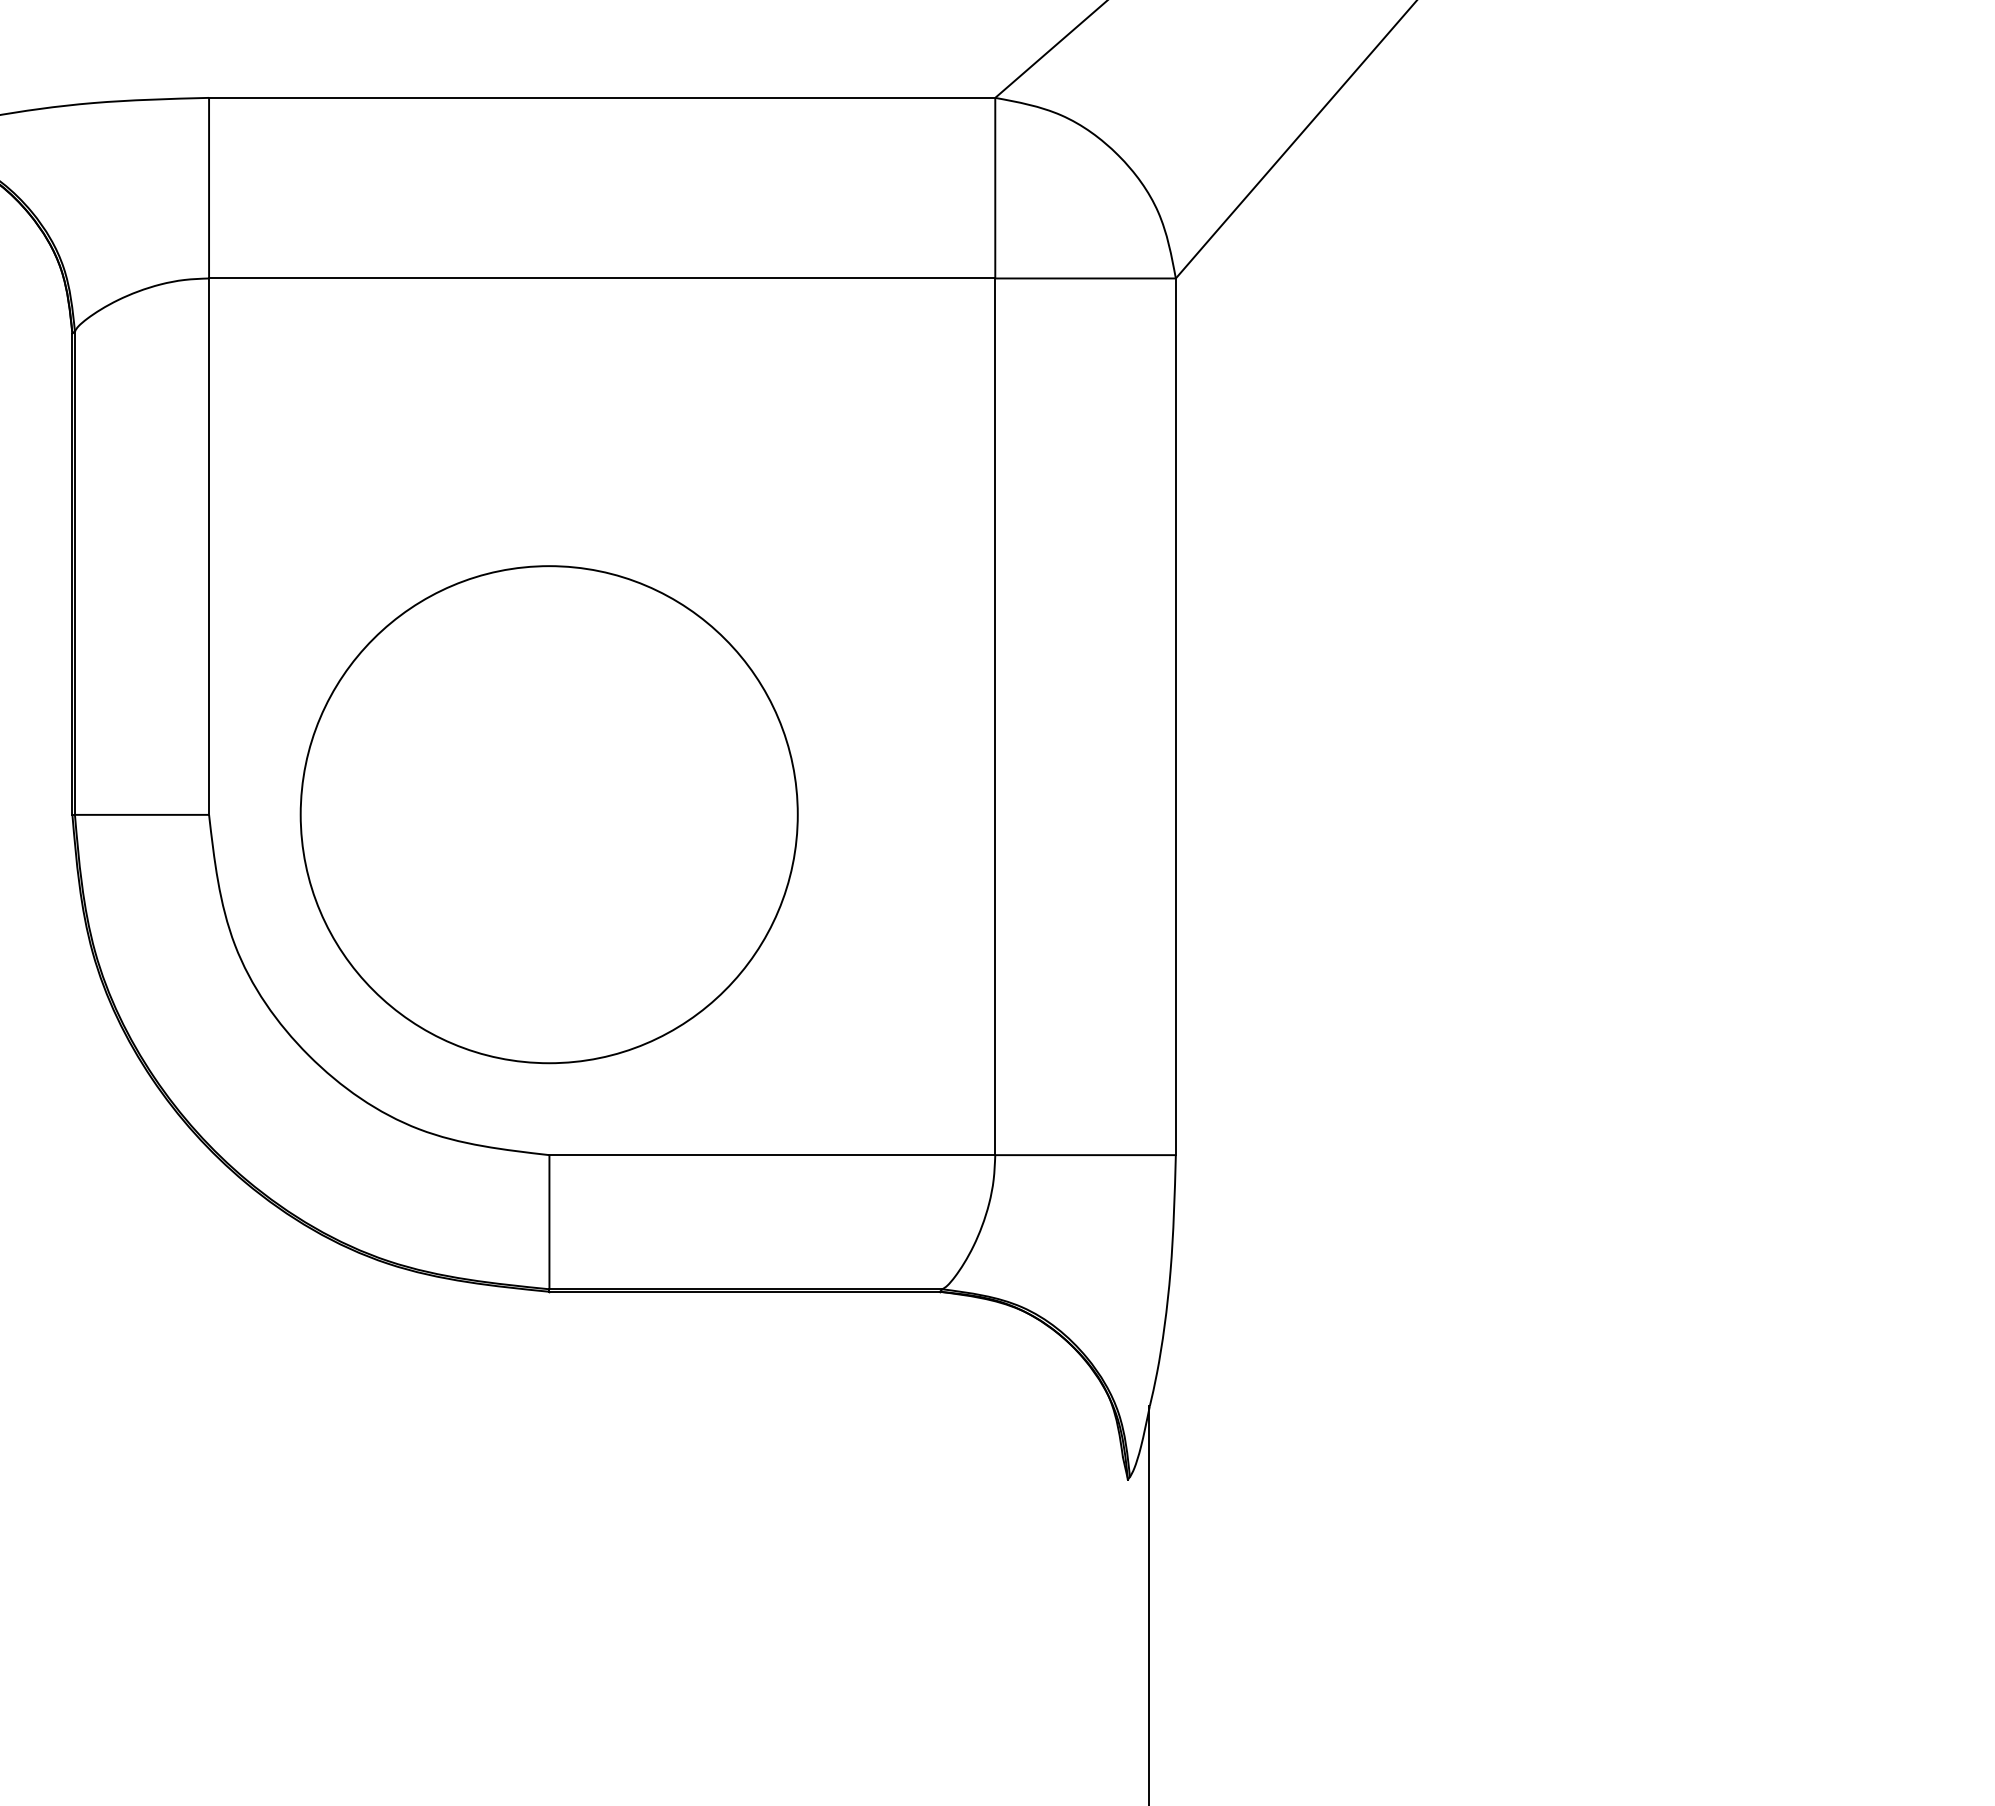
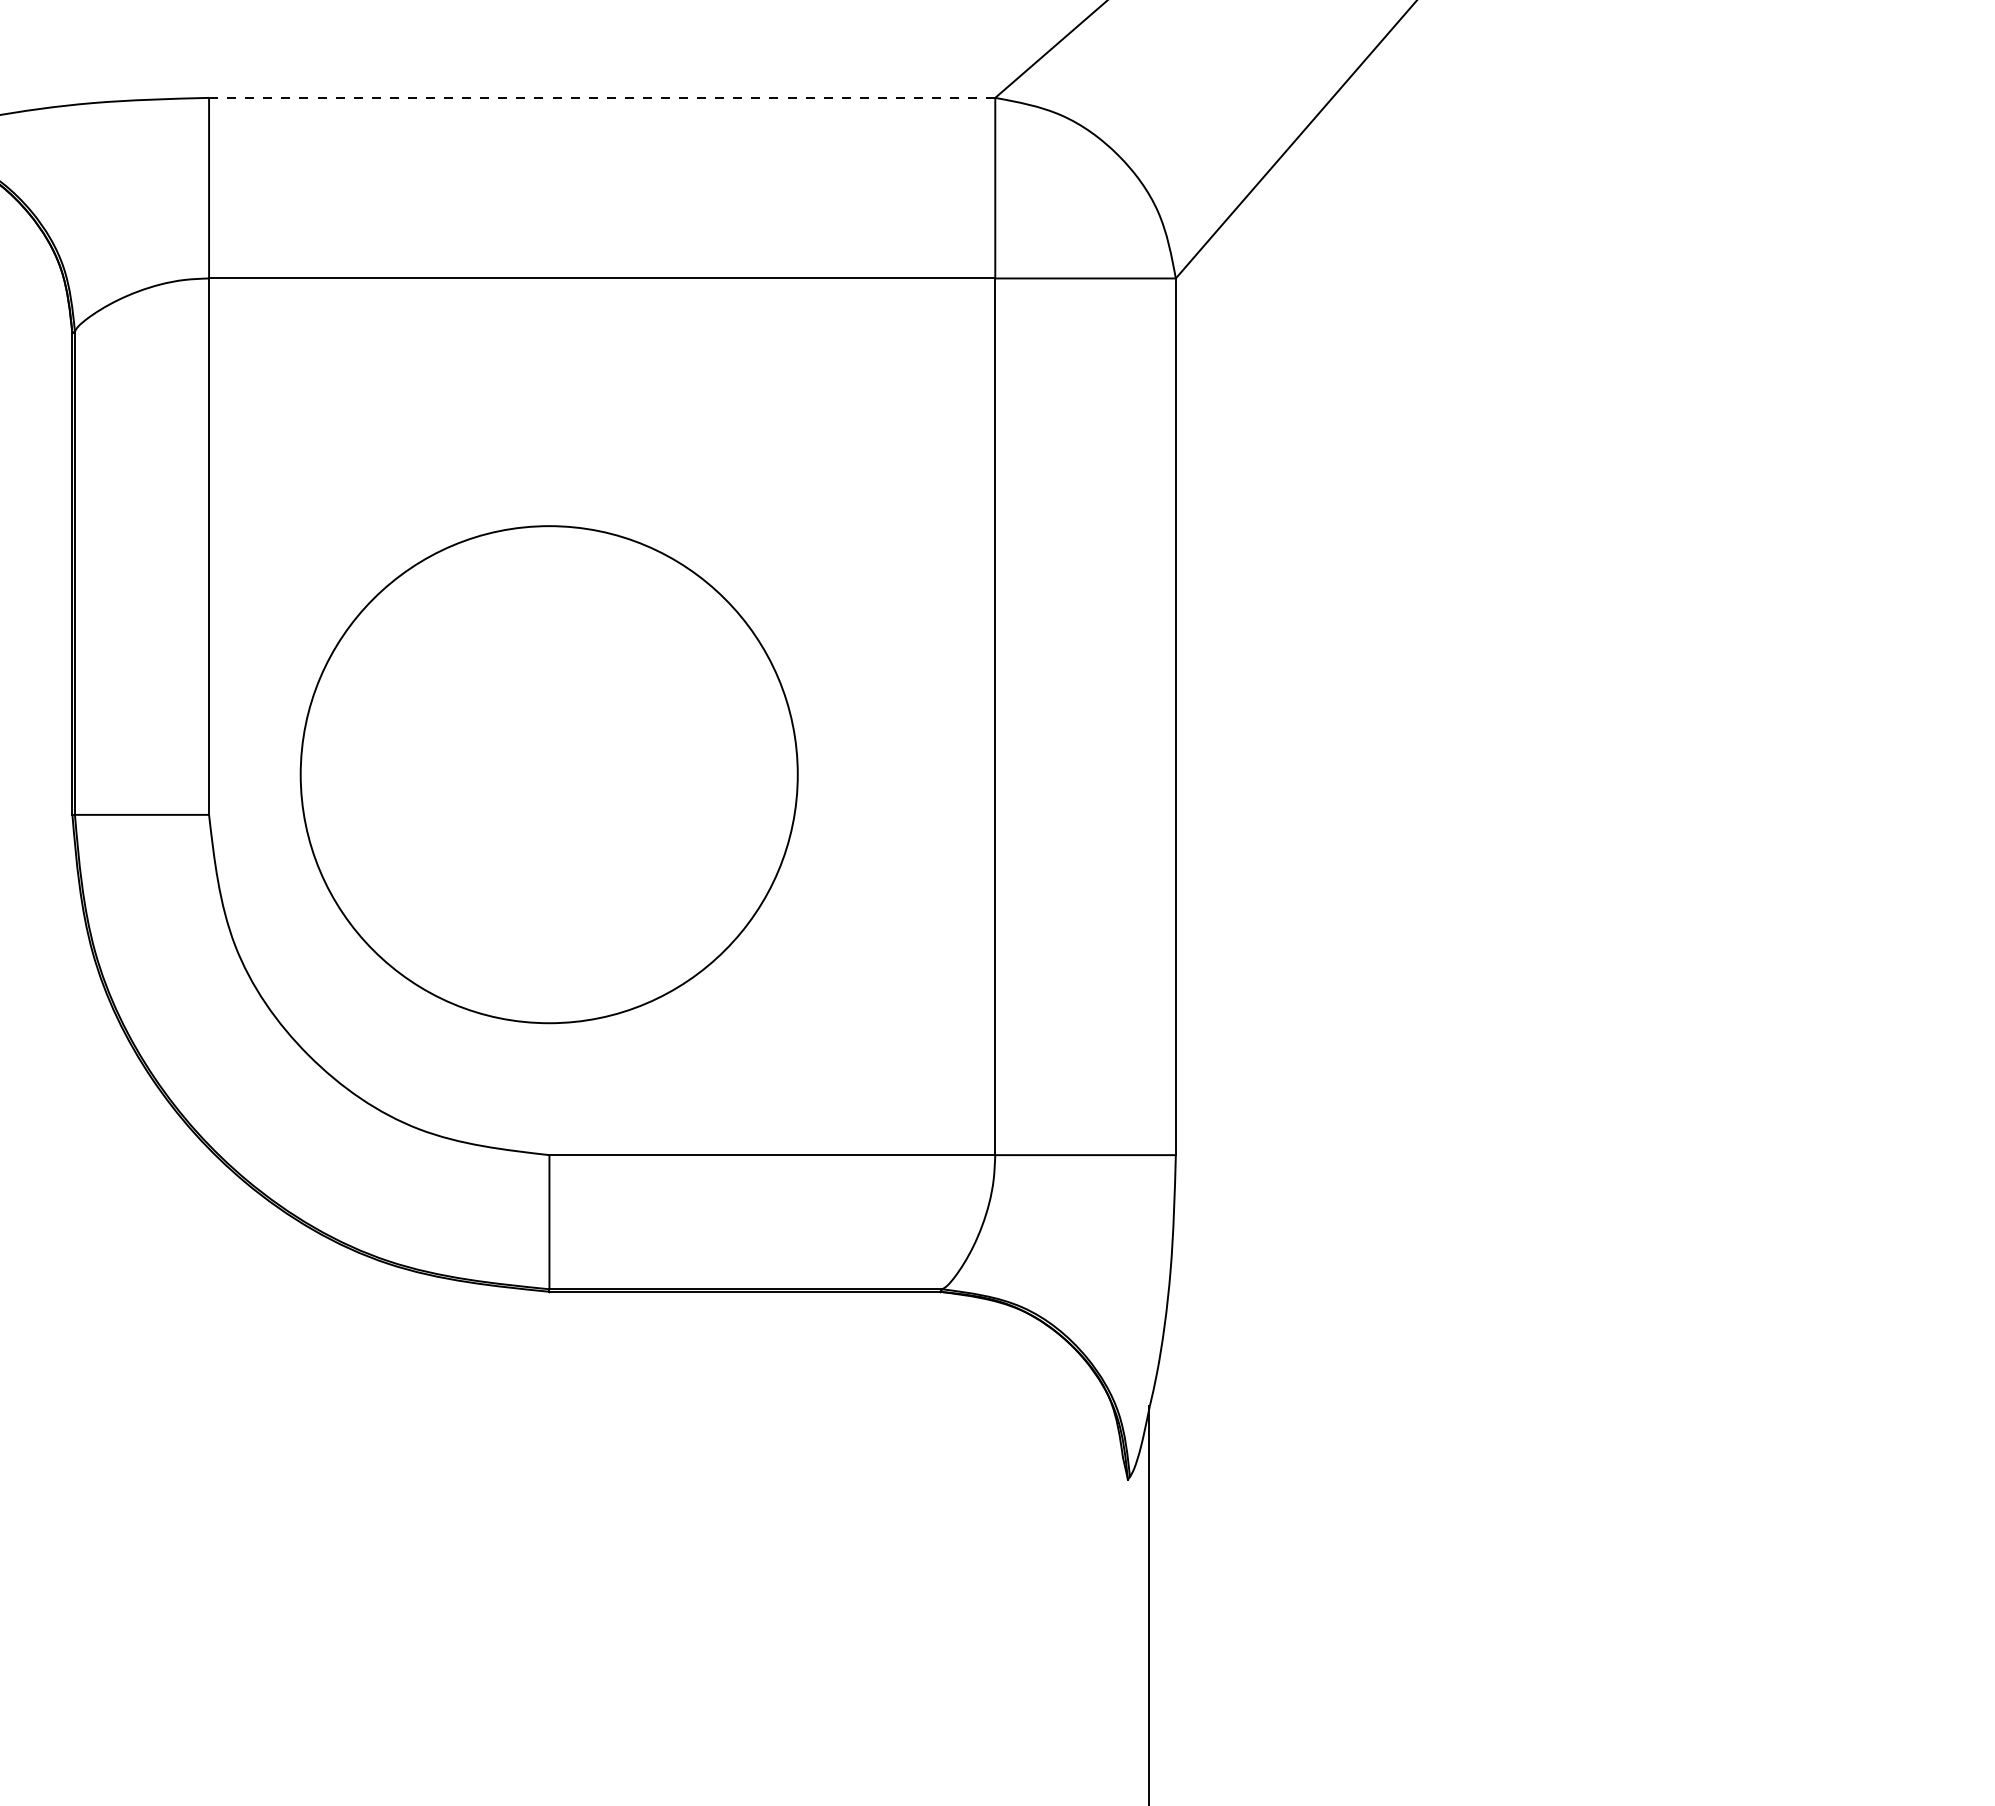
line: solid -> dashed (602, 97)
circle position: (548, 814) -> (548, 774) (548, 774)
